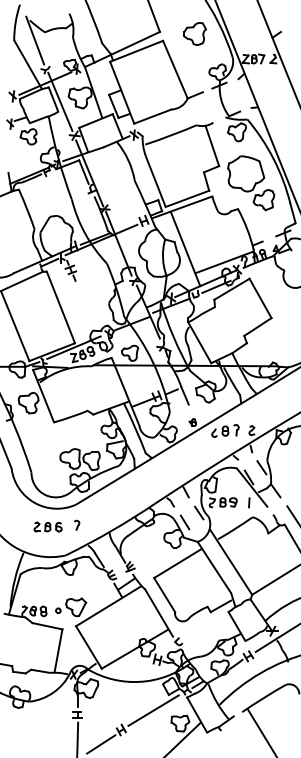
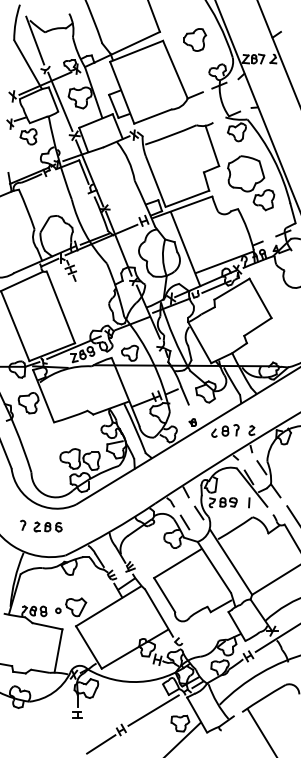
part position: (195, 33) -> (195, 39) (195, 39)
part position: (77, 524) -> (23, 524) (23, 524)
line: present -> none (77, 738)
